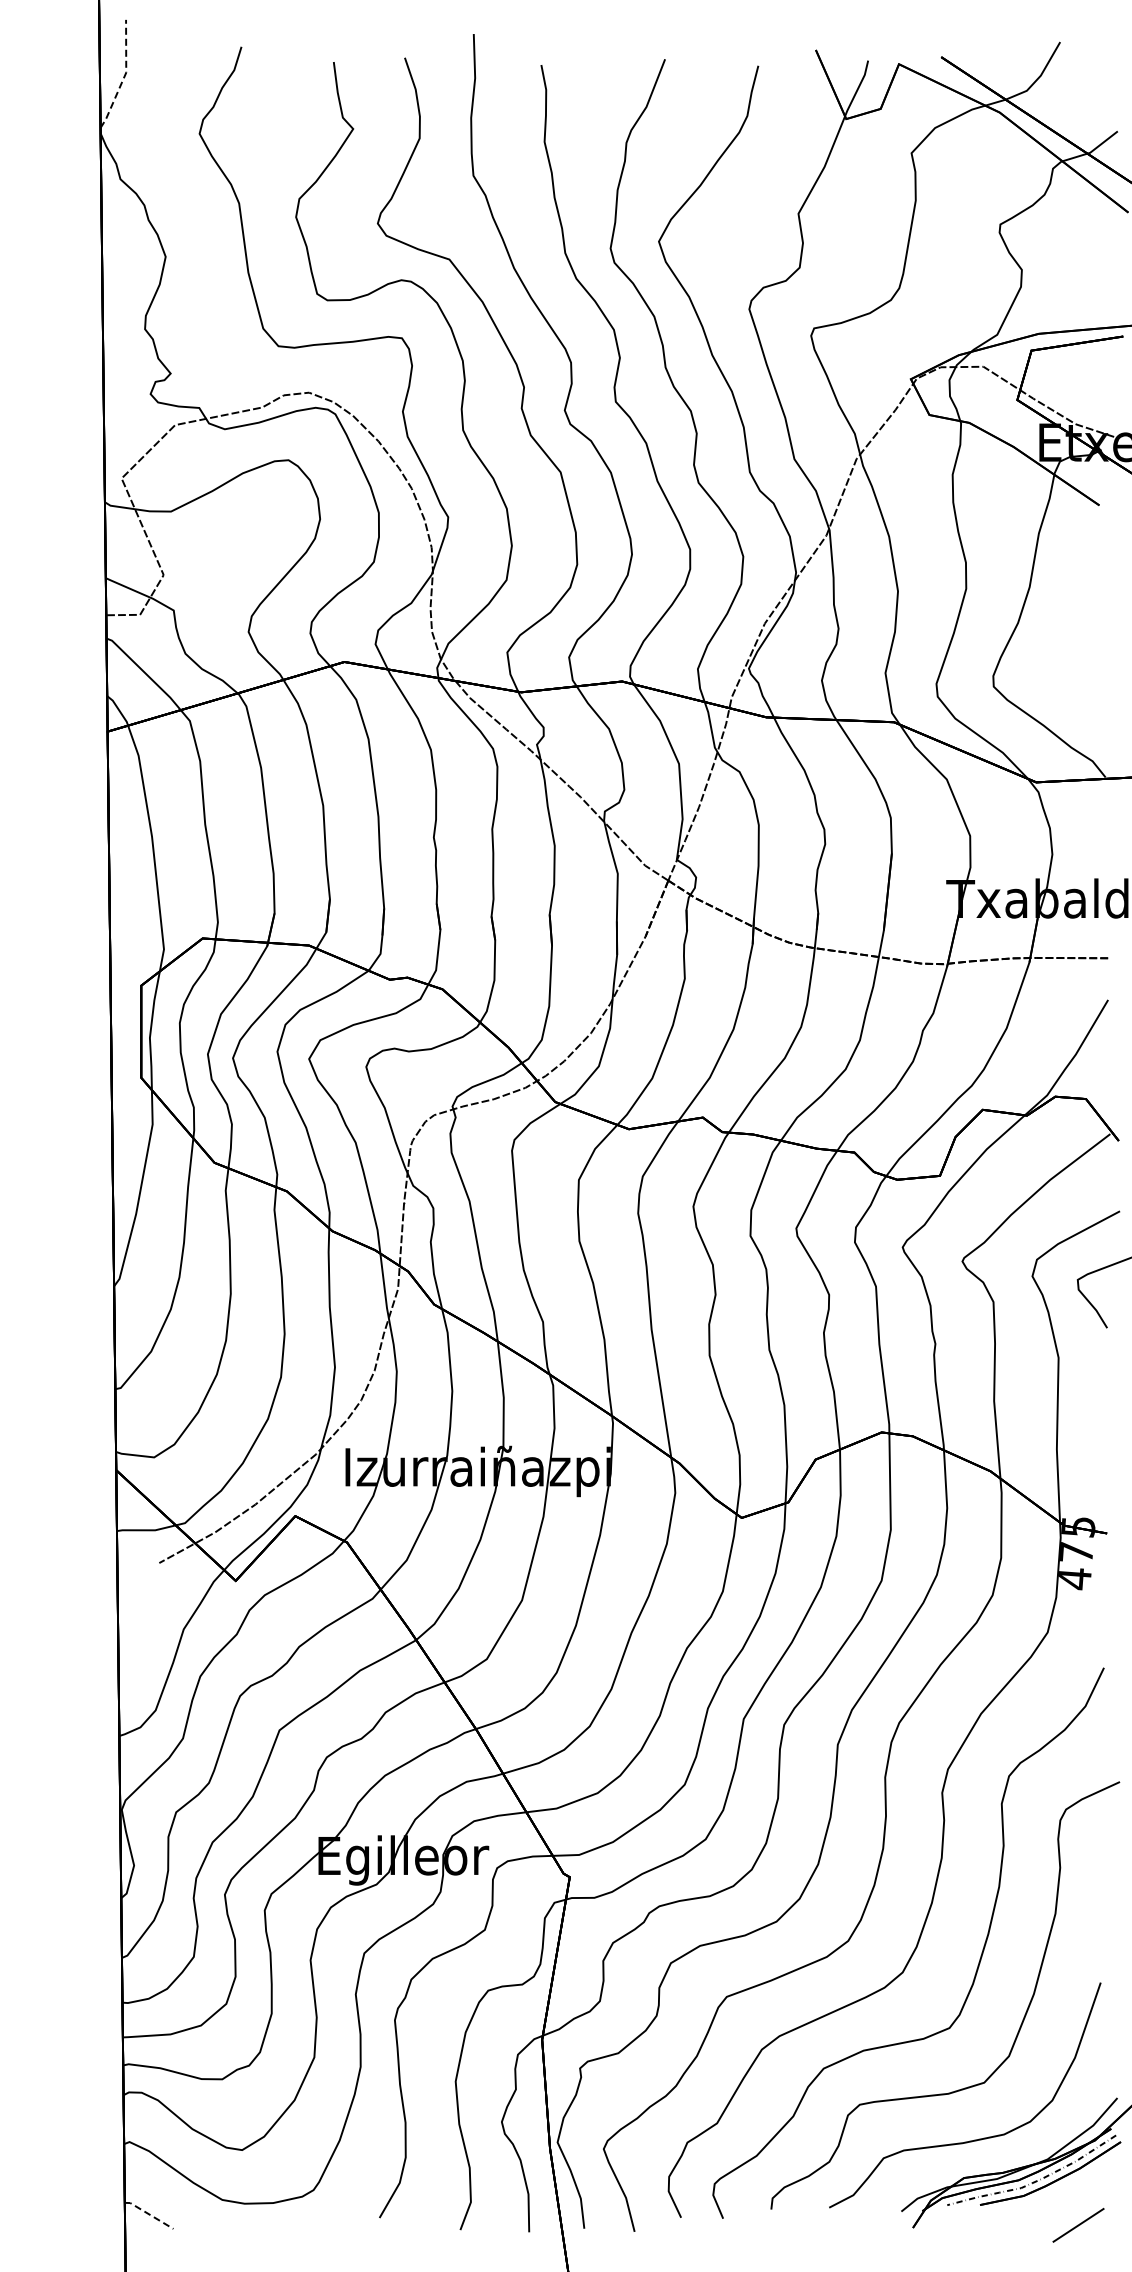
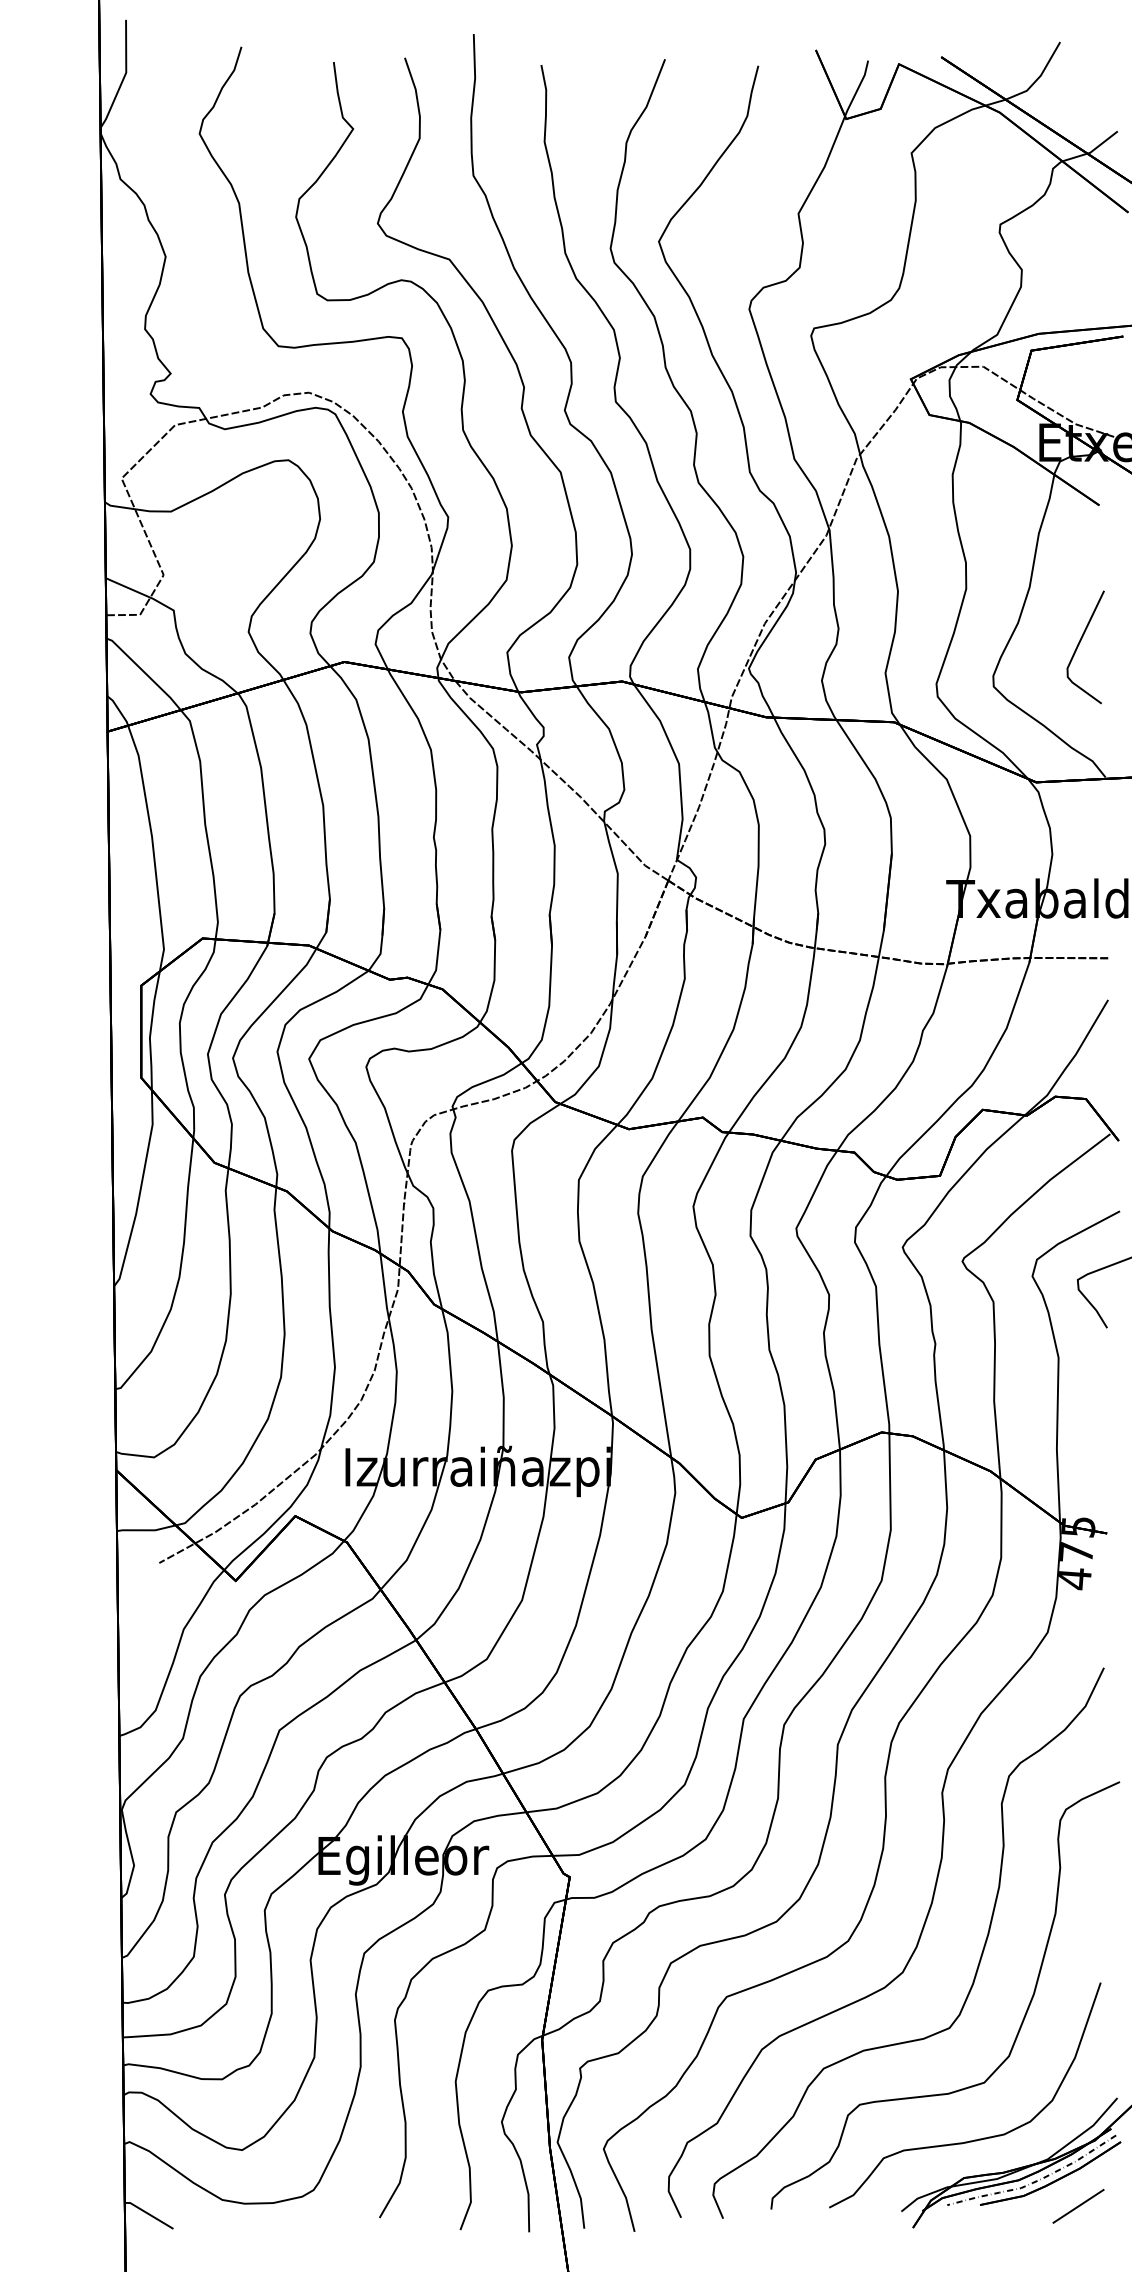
line: dashed -> solid (124, 76)
curve: none -> present (1079, 645)
line: dashed -> solid (148, 2214)
line position: (1078, 2224) -> (1078, 2205) (1078, 2205)
